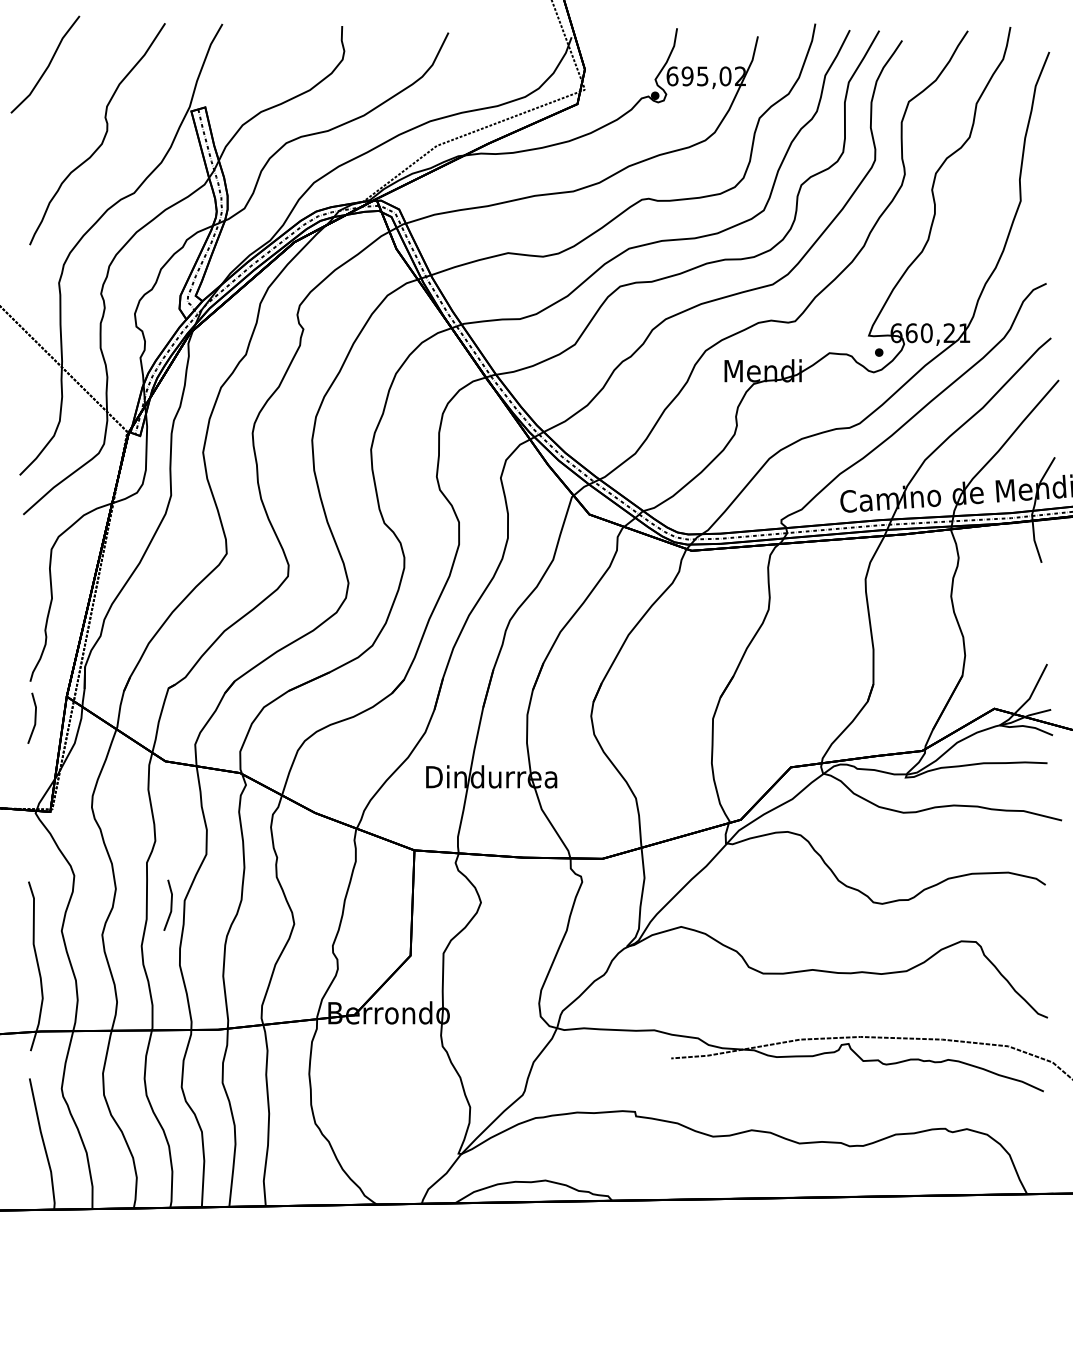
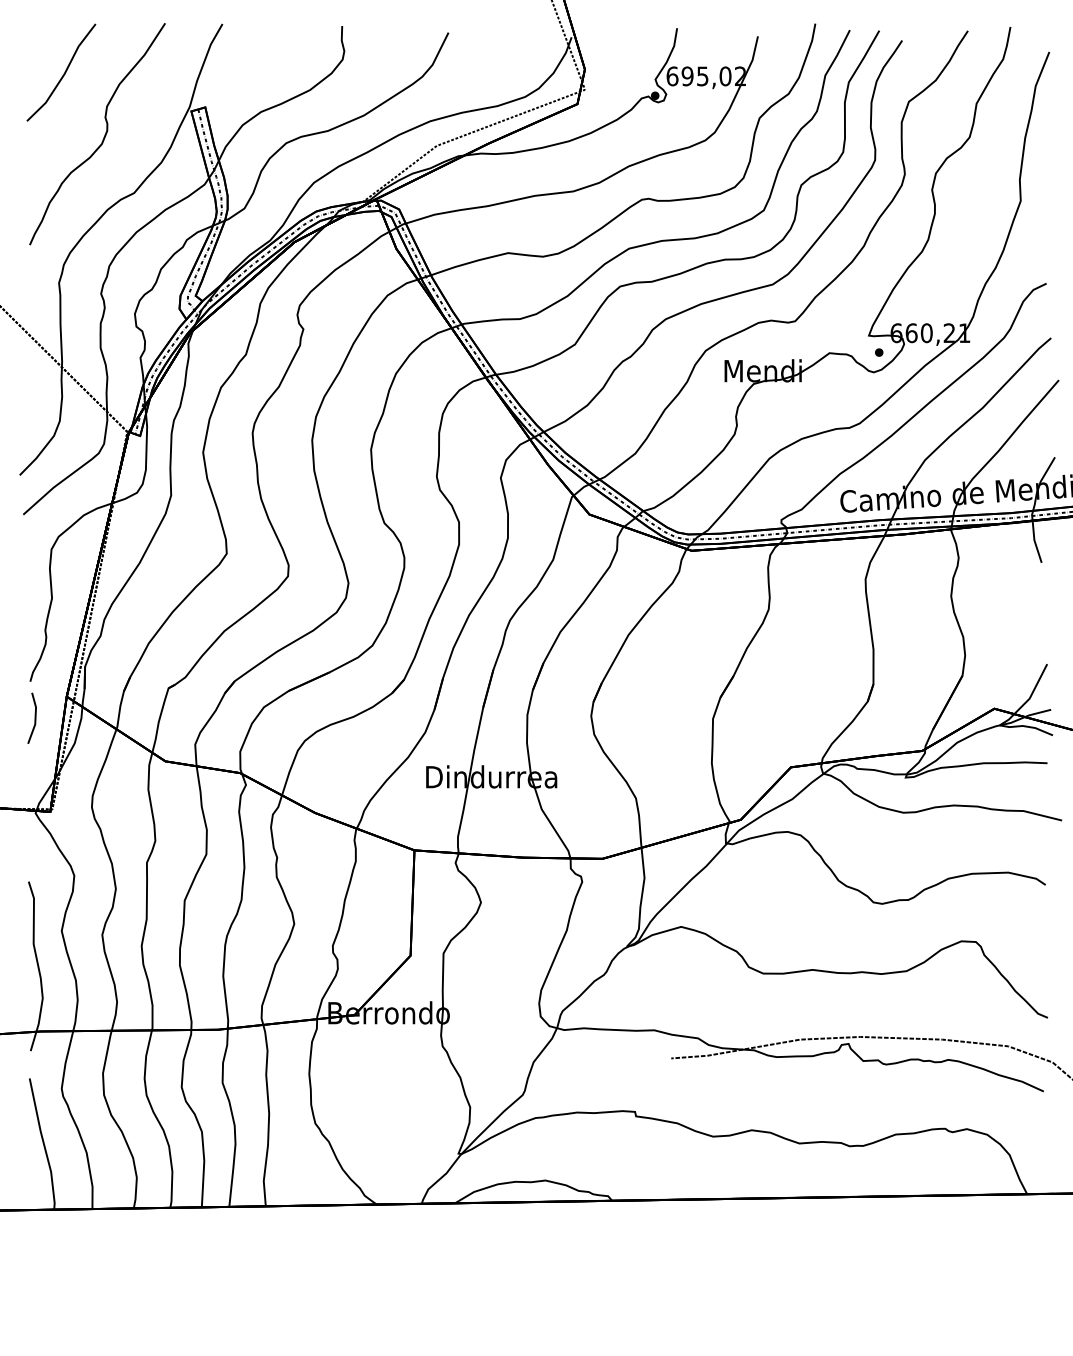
line position: (47, 65) -> (63, 73) (63, 73)
line: present -> none (170, 904)
